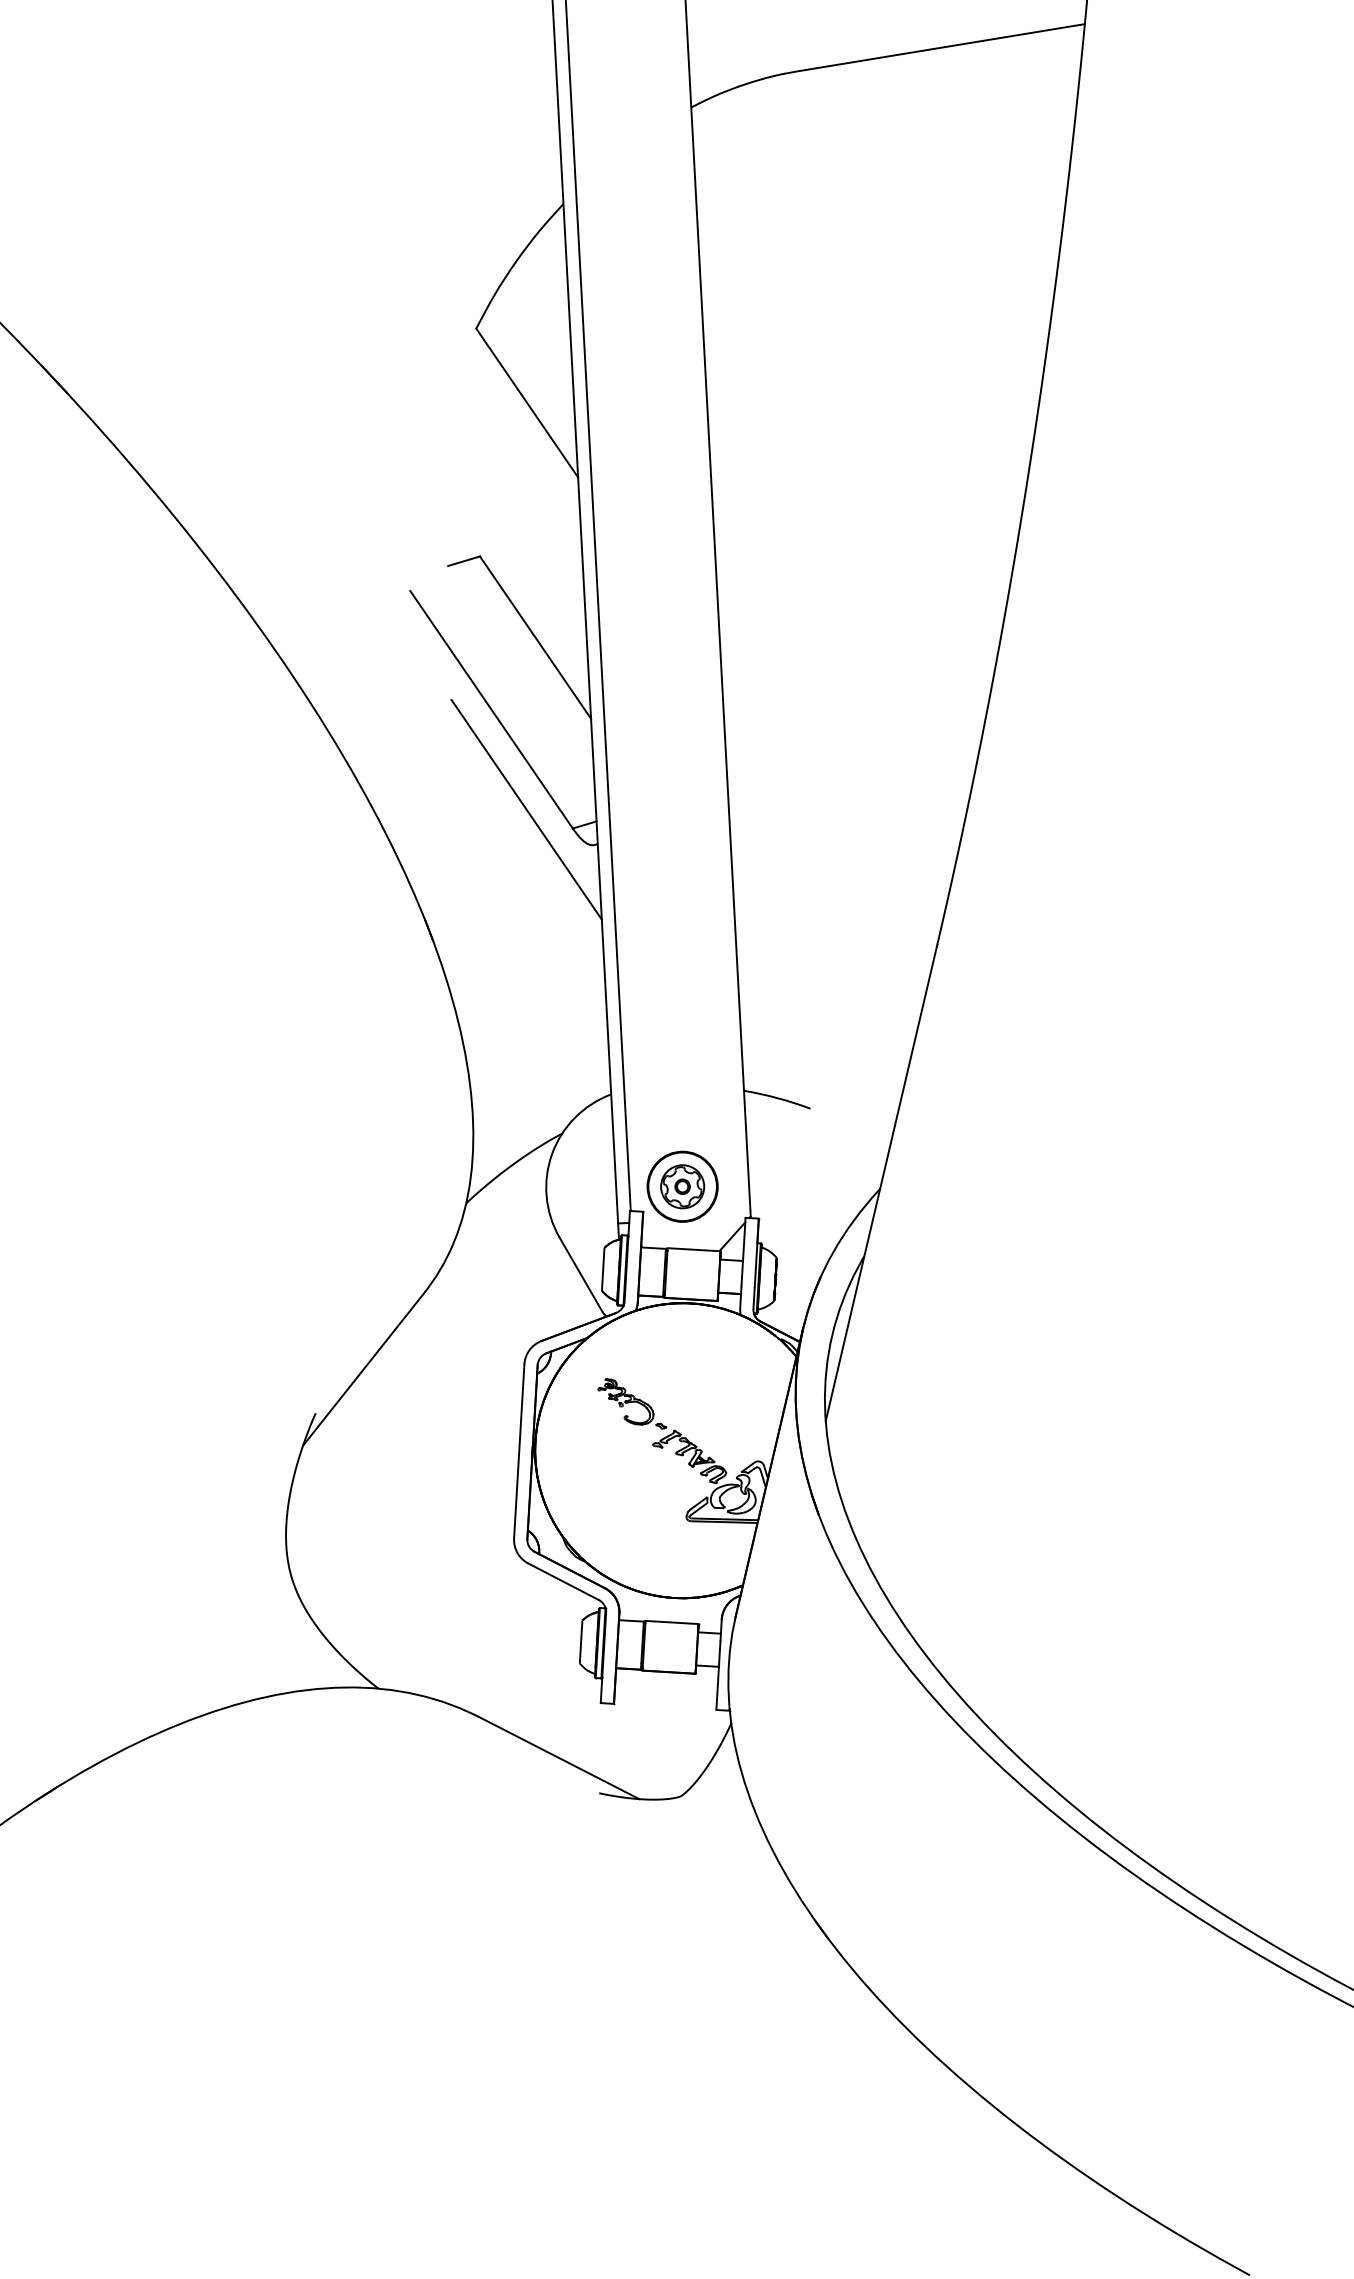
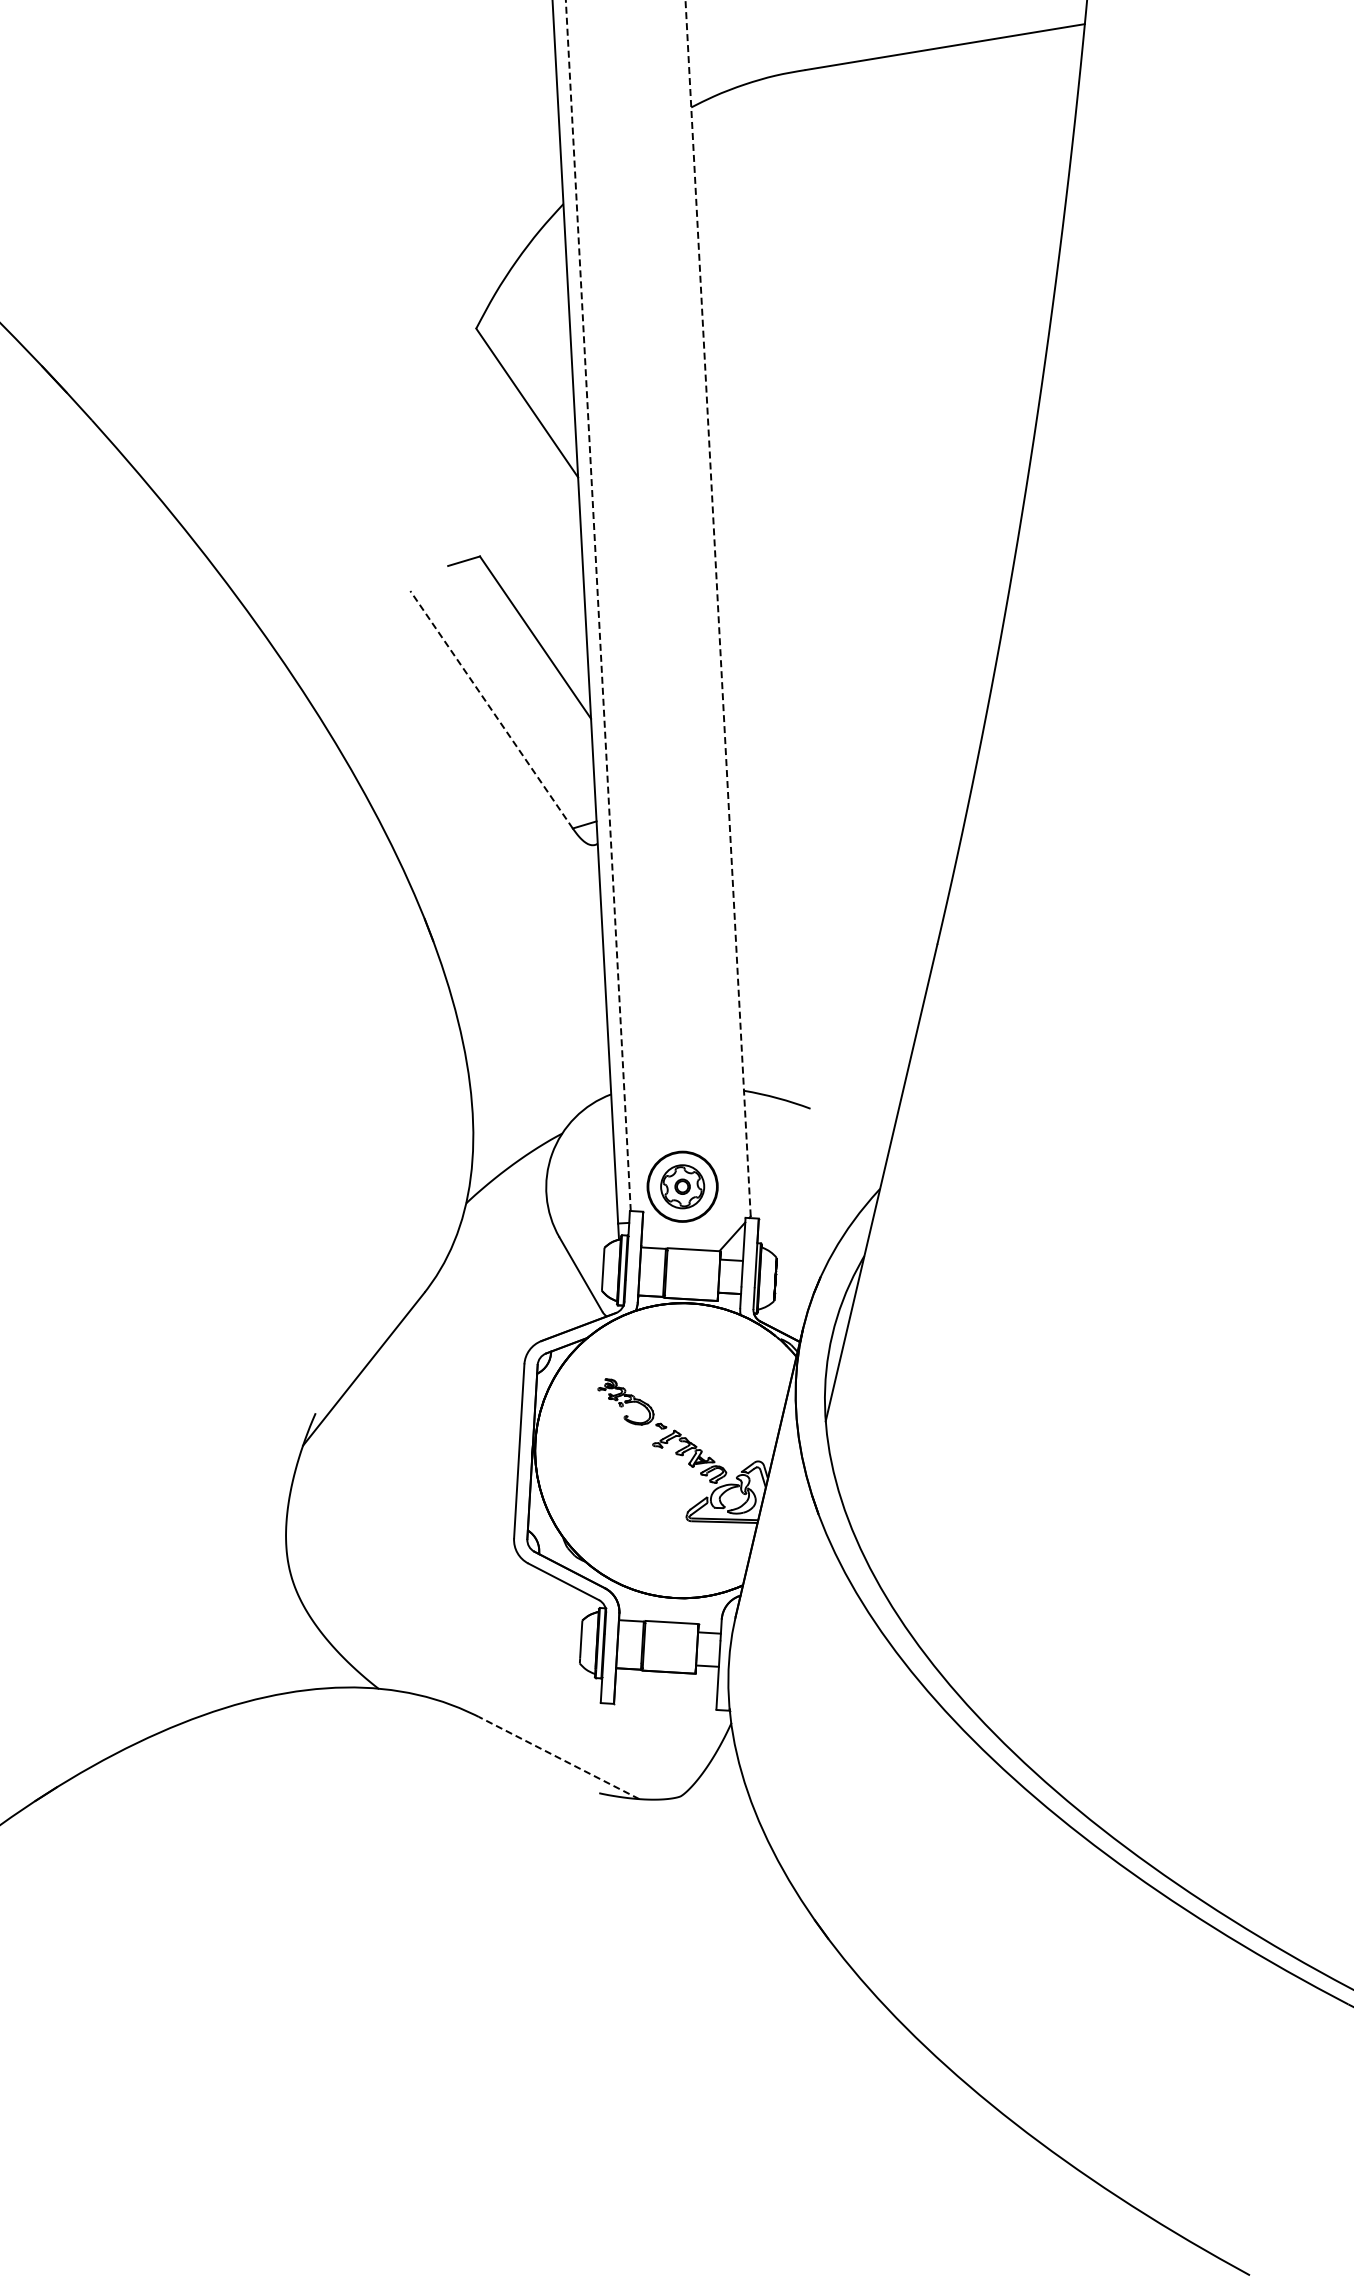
line: solid -> dashed (598, 605)
line: solid -> dashed (718, 608)
line: solid -> dashed (491, 709)
line: present -> none (526, 809)
line: solid -> dashed (558, 1757)
